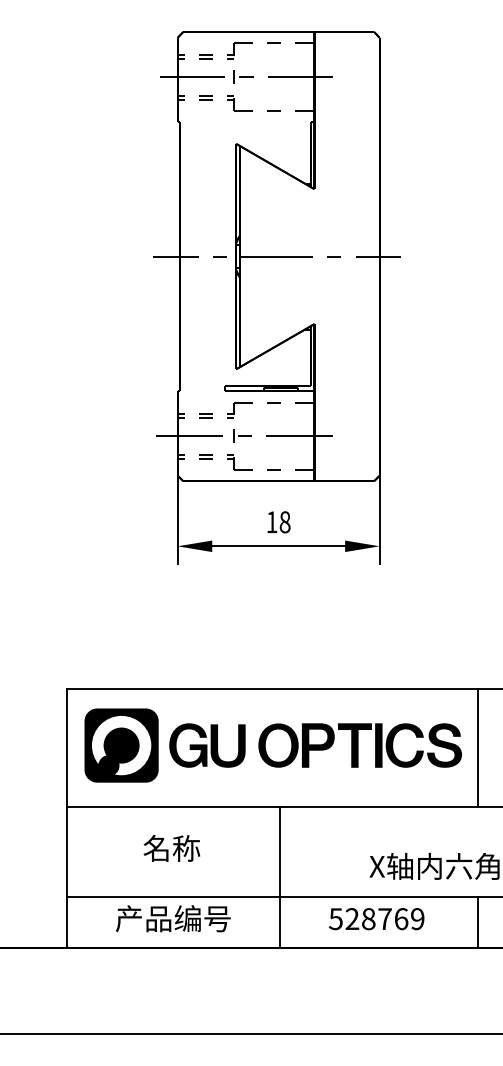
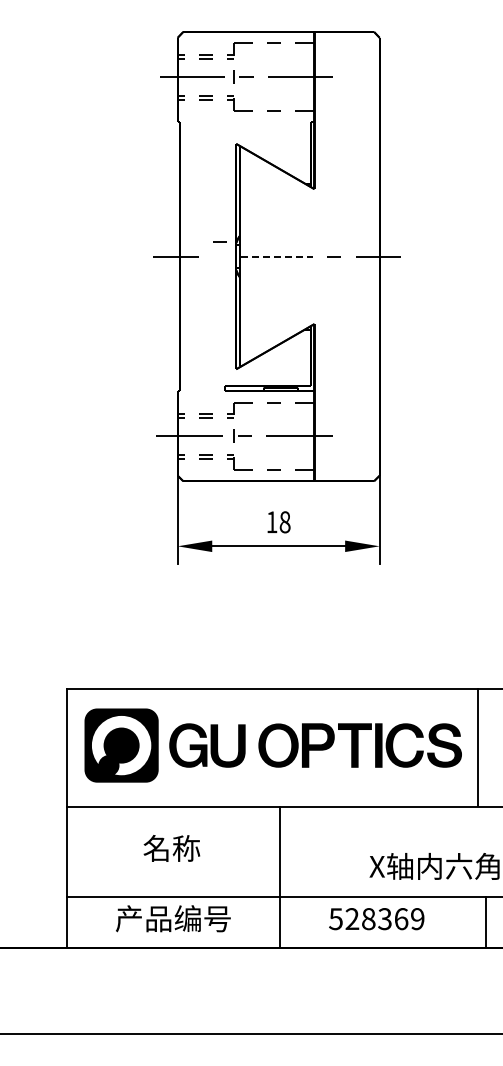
line position: (219, 256) -> (219, 241) (219, 241)
line: solid -> dashed (277, 256)
text: 528769 -> 528369 (384, 919)
line position: (477, 922) -> (485, 922) (485, 922)
